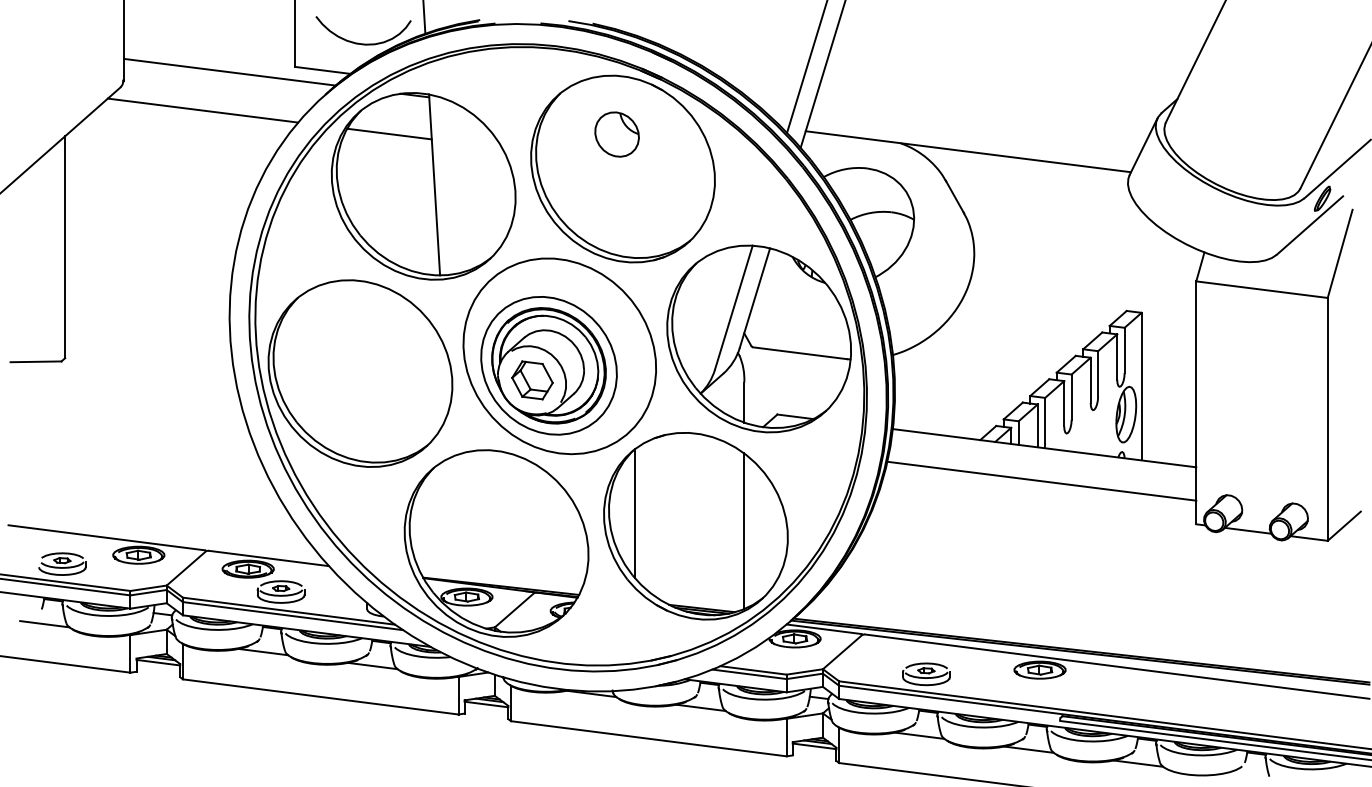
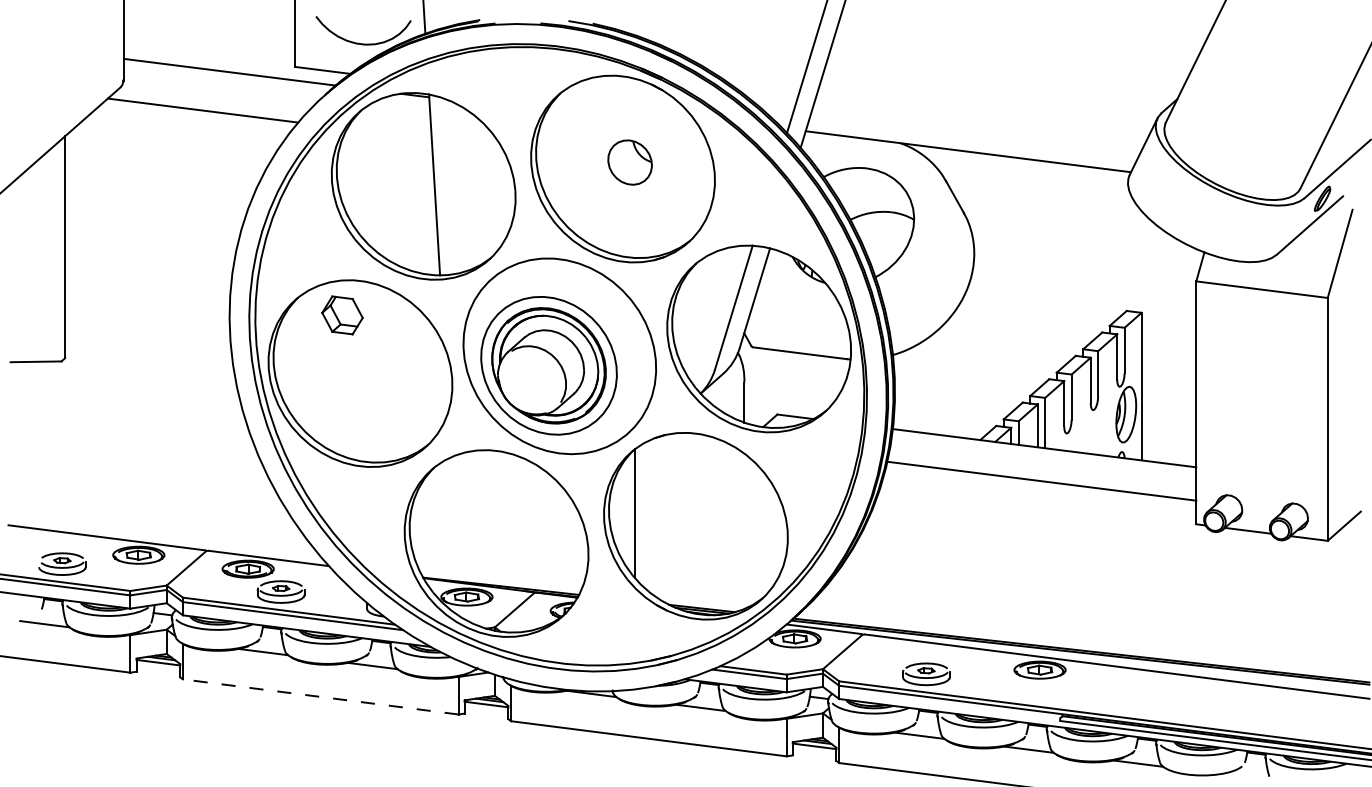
line: present -> none (389, 133)
part position: (616, 134) -> (629, 162) (629, 162)
part position: (532, 380) -> (342, 315) (342, 315)
line: present -> none (744, 531)
line: solid -> dashed (320, 696)
